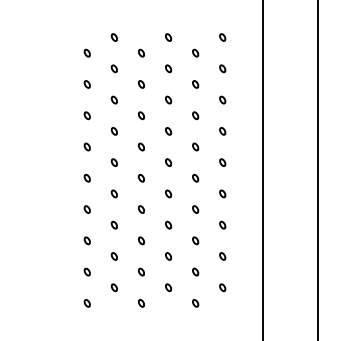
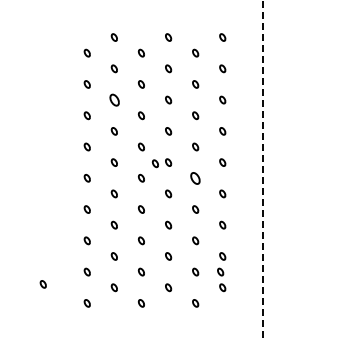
part size: 8x10 px -> 11x14 px (114, 99)
part: none -> present (154, 163)
line: present -> none (317, 169)
line: solid -> dashed (263, 170)
part size: 8x10 px -> 11x13 px (195, 178)
part: none -> present (220, 271)
part: none -> present (42, 284)
